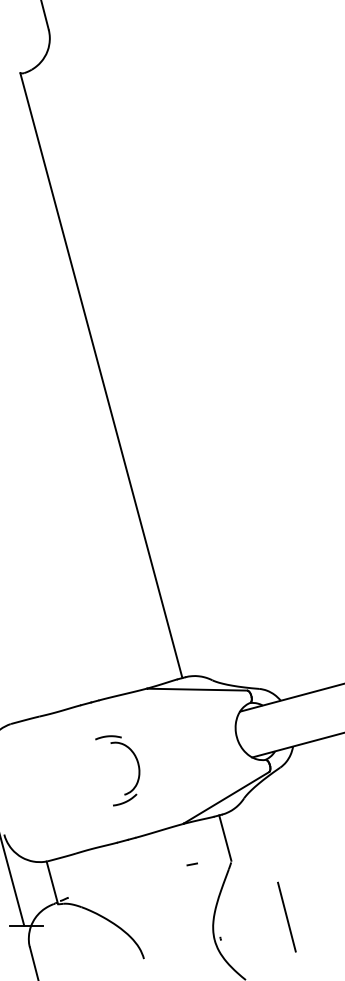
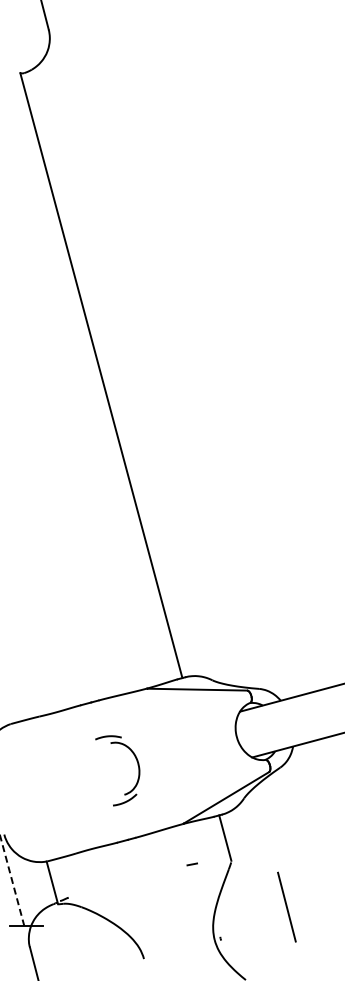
line: solid -> dashed (12, 881)
line position: (286, 916) -> (286, 906) (286, 906)
